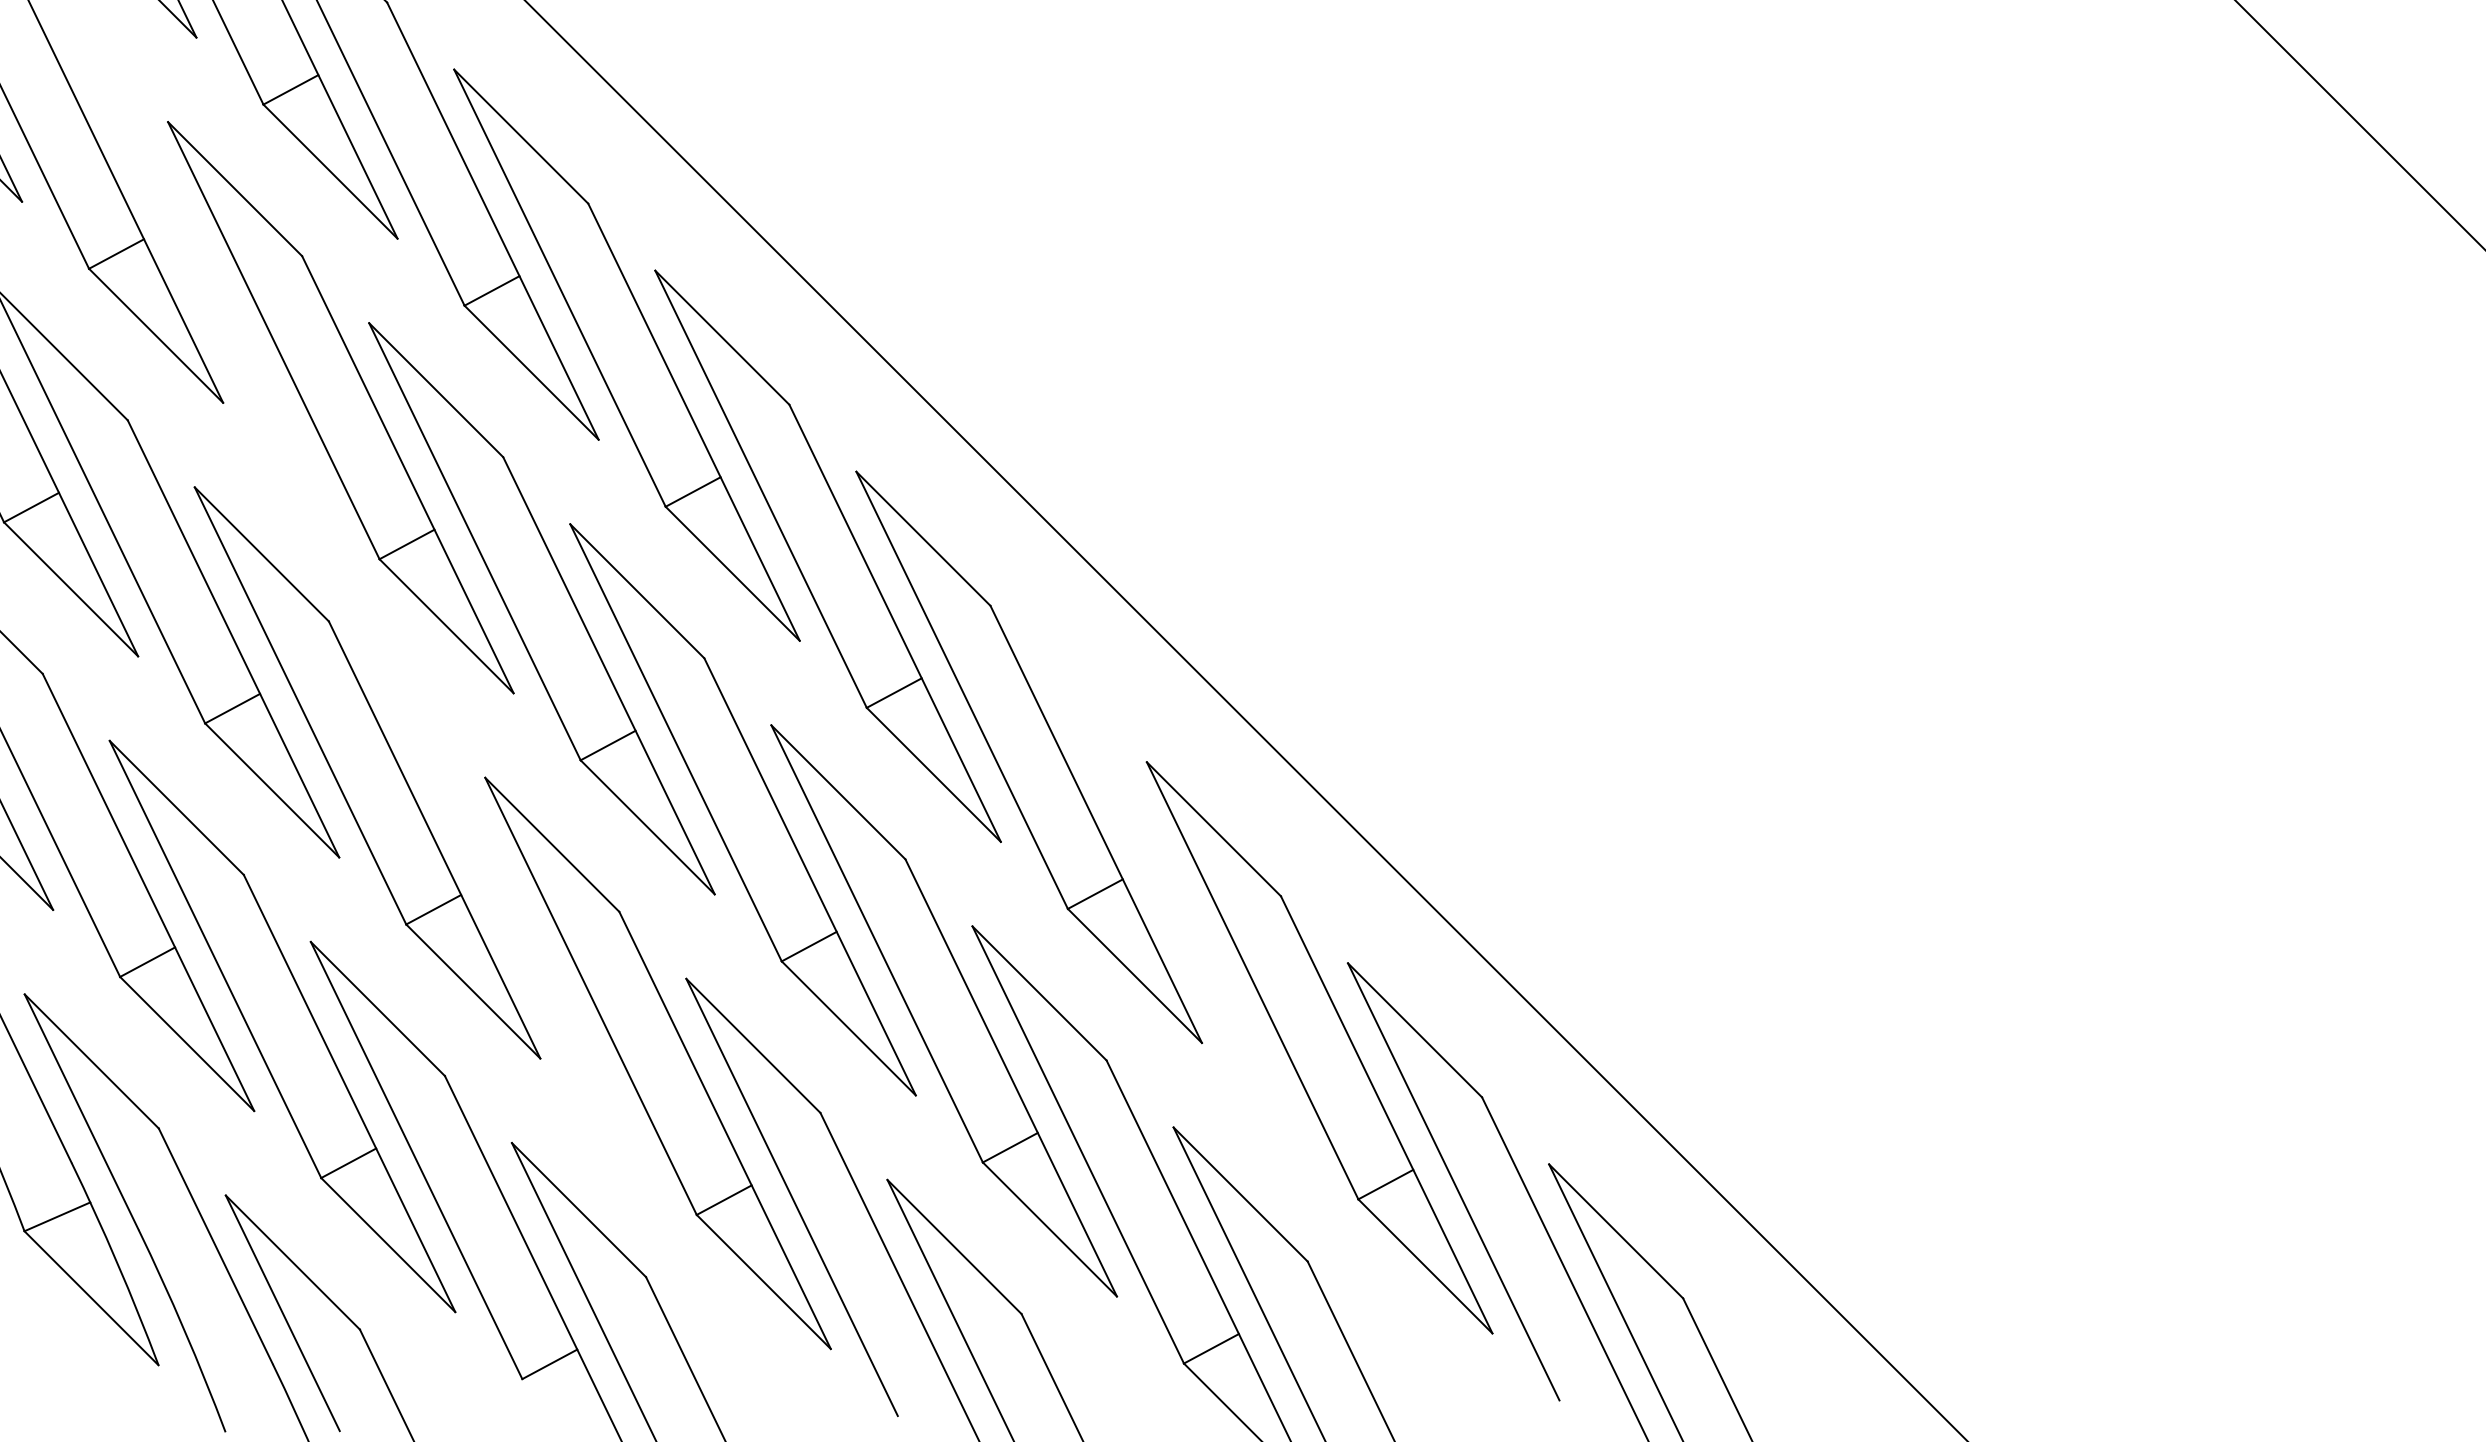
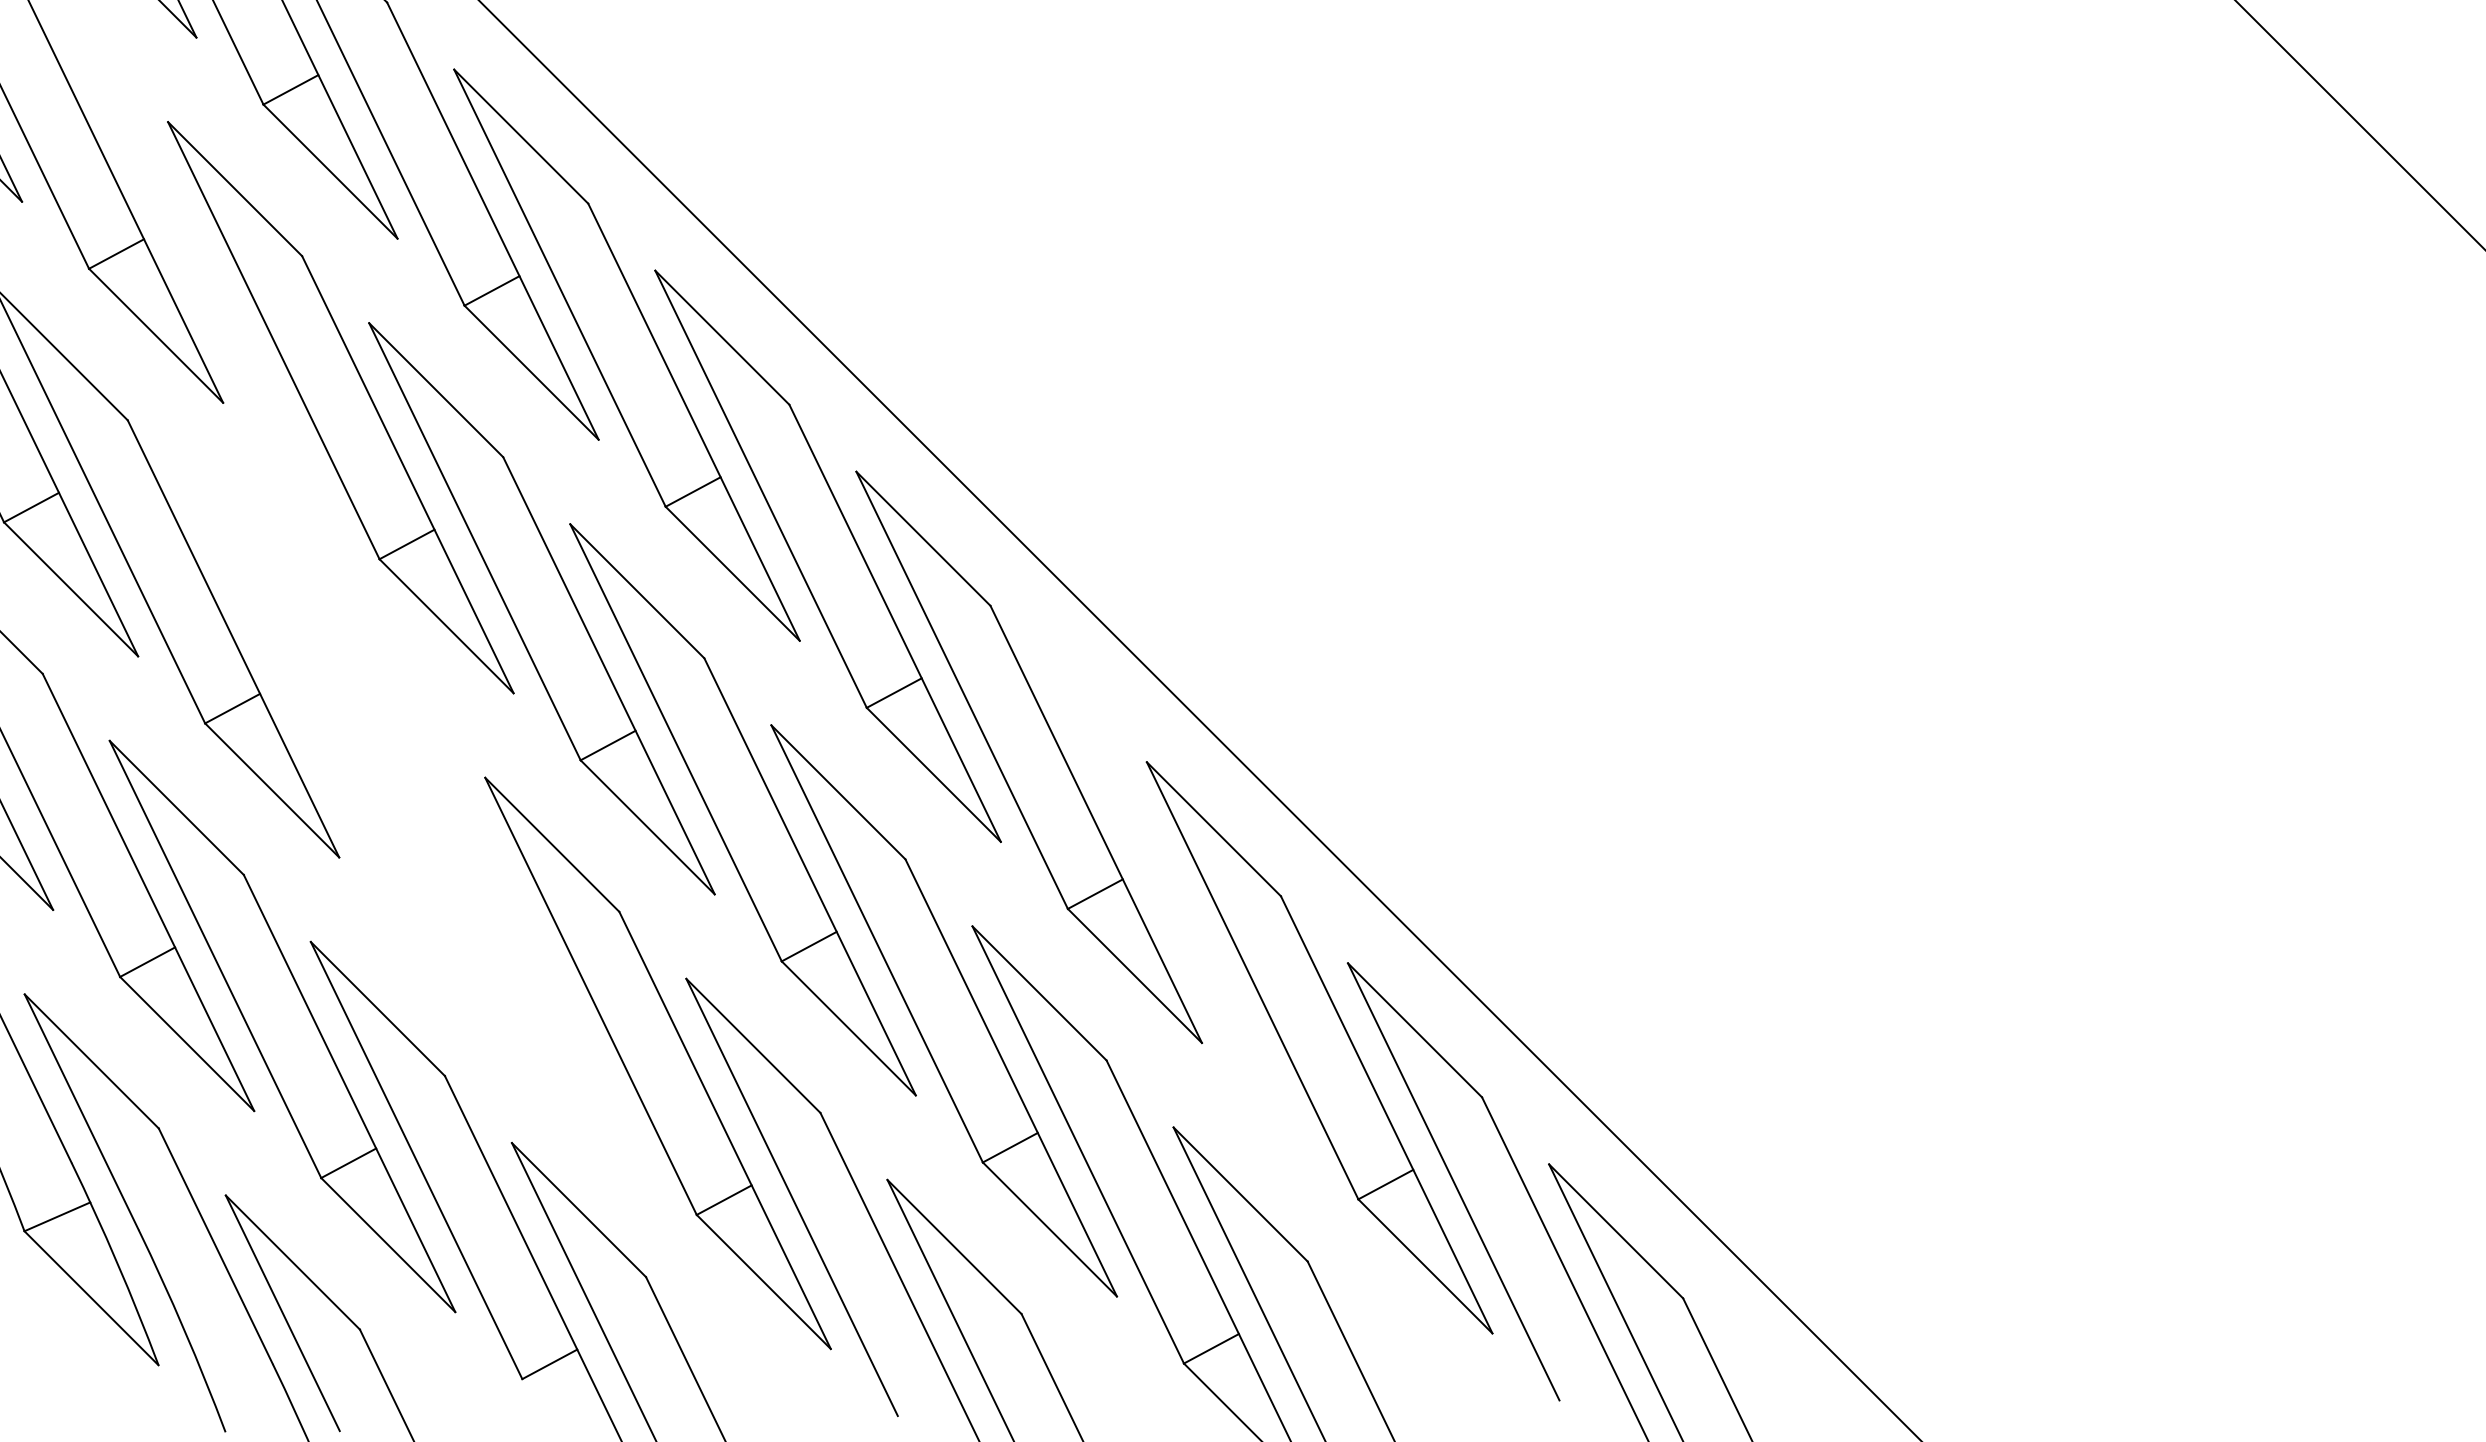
line position: (1245, 720) -> (1199, 720) (1199, 720)
part: present -> none (367, 772)
